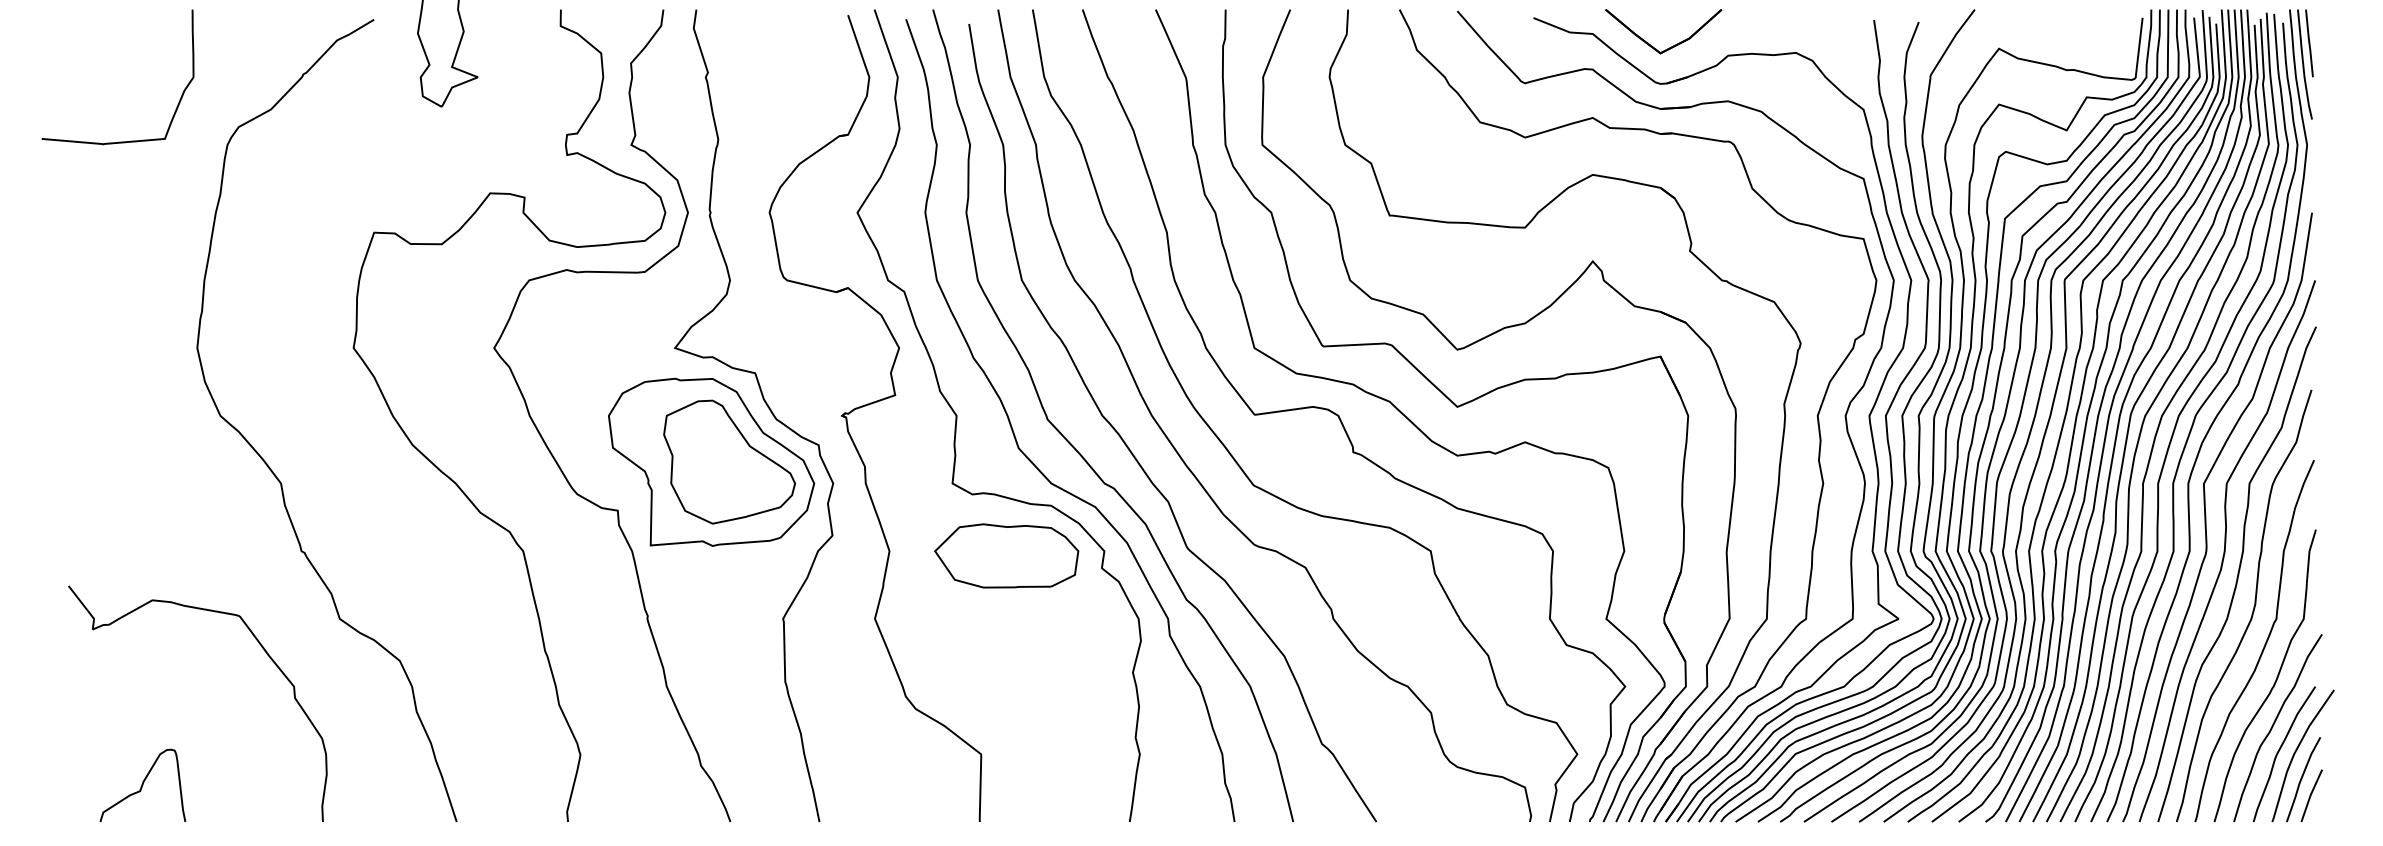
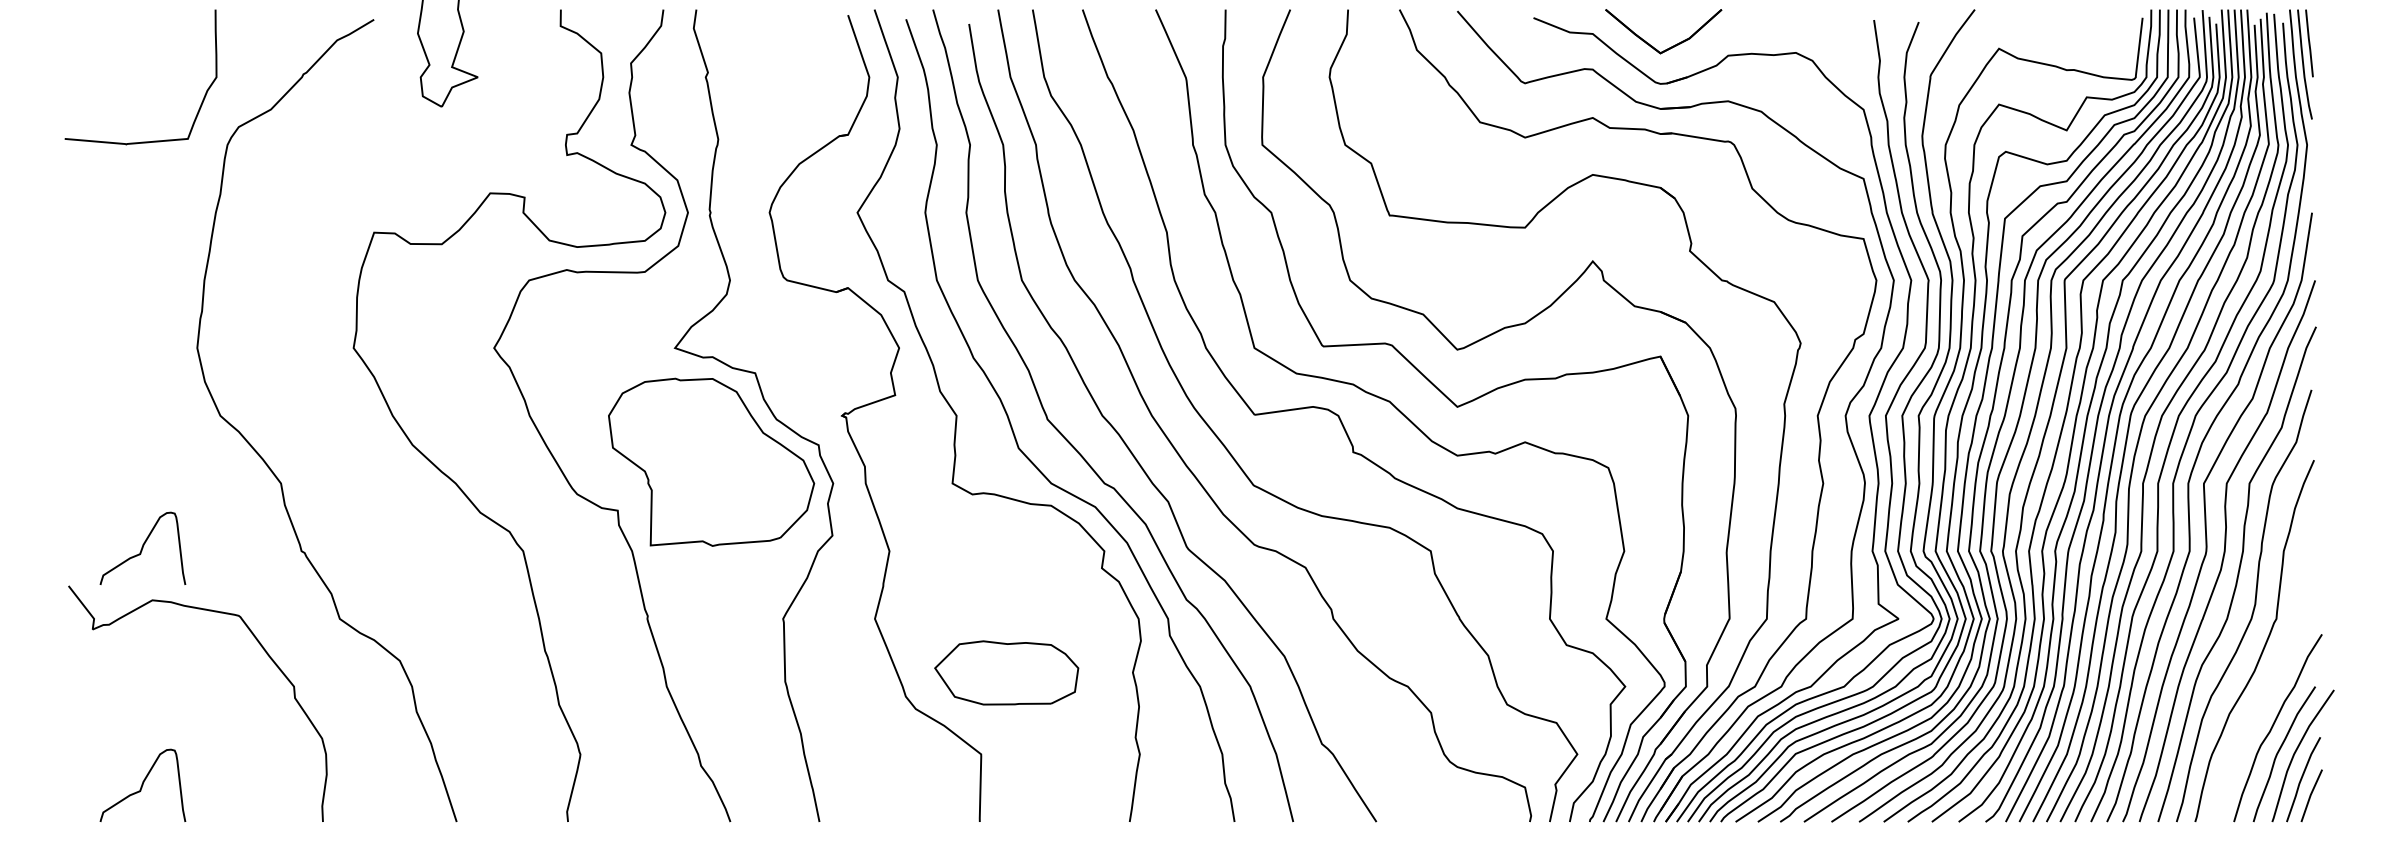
curve position: (118, 141) -> (141, 141) (141, 141)
part: present -> none (729, 461)
curve: none -> present (142, 547)
part position: (1006, 555) -> (1006, 672) (1006, 672)
curve: present -> none (2274, 681)
